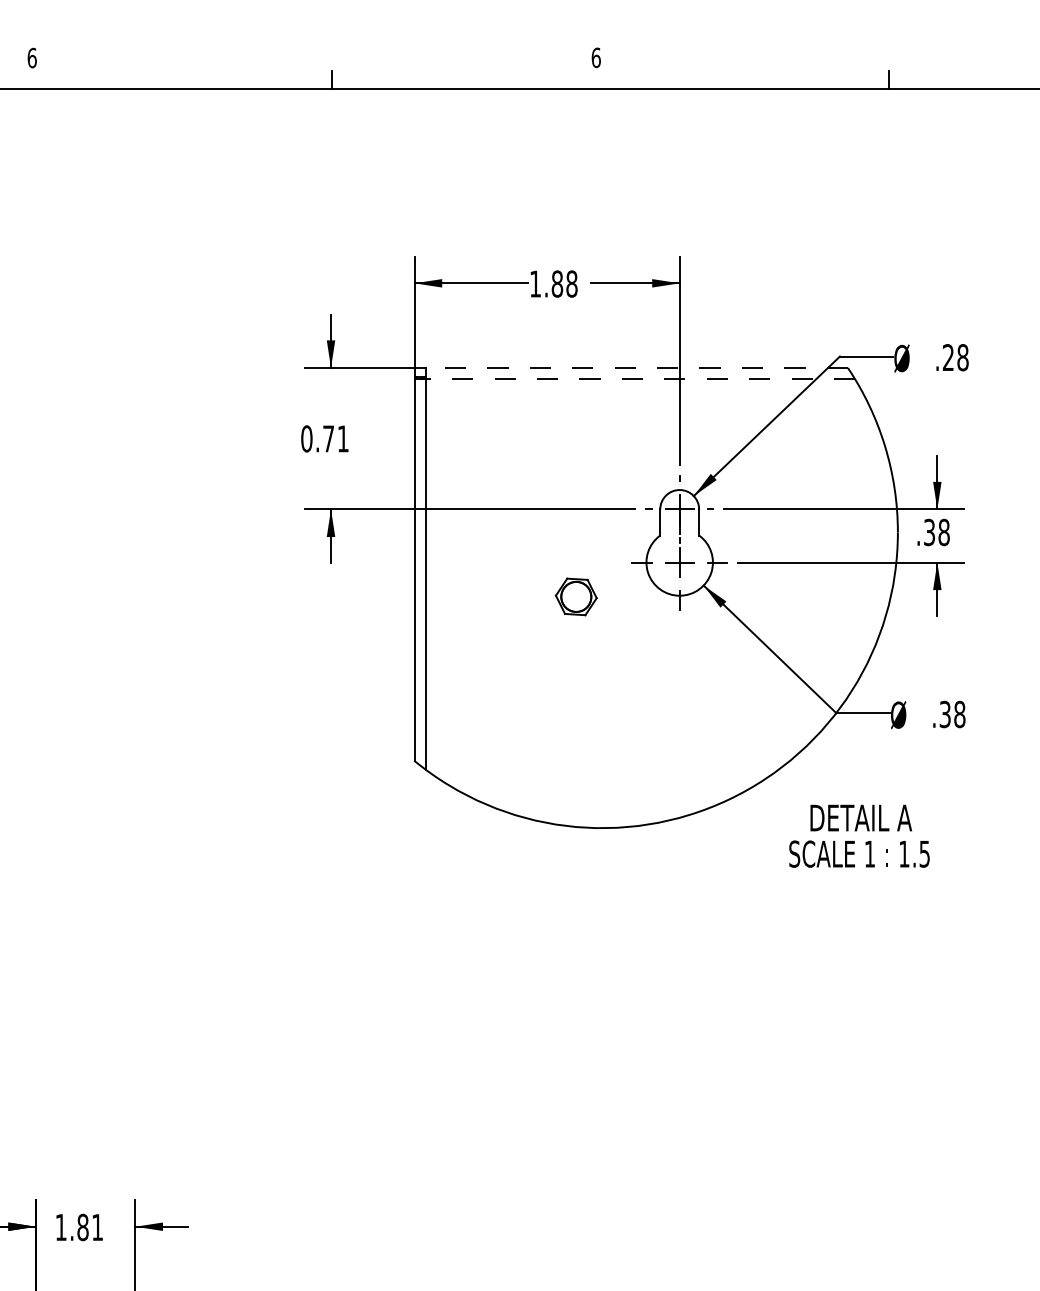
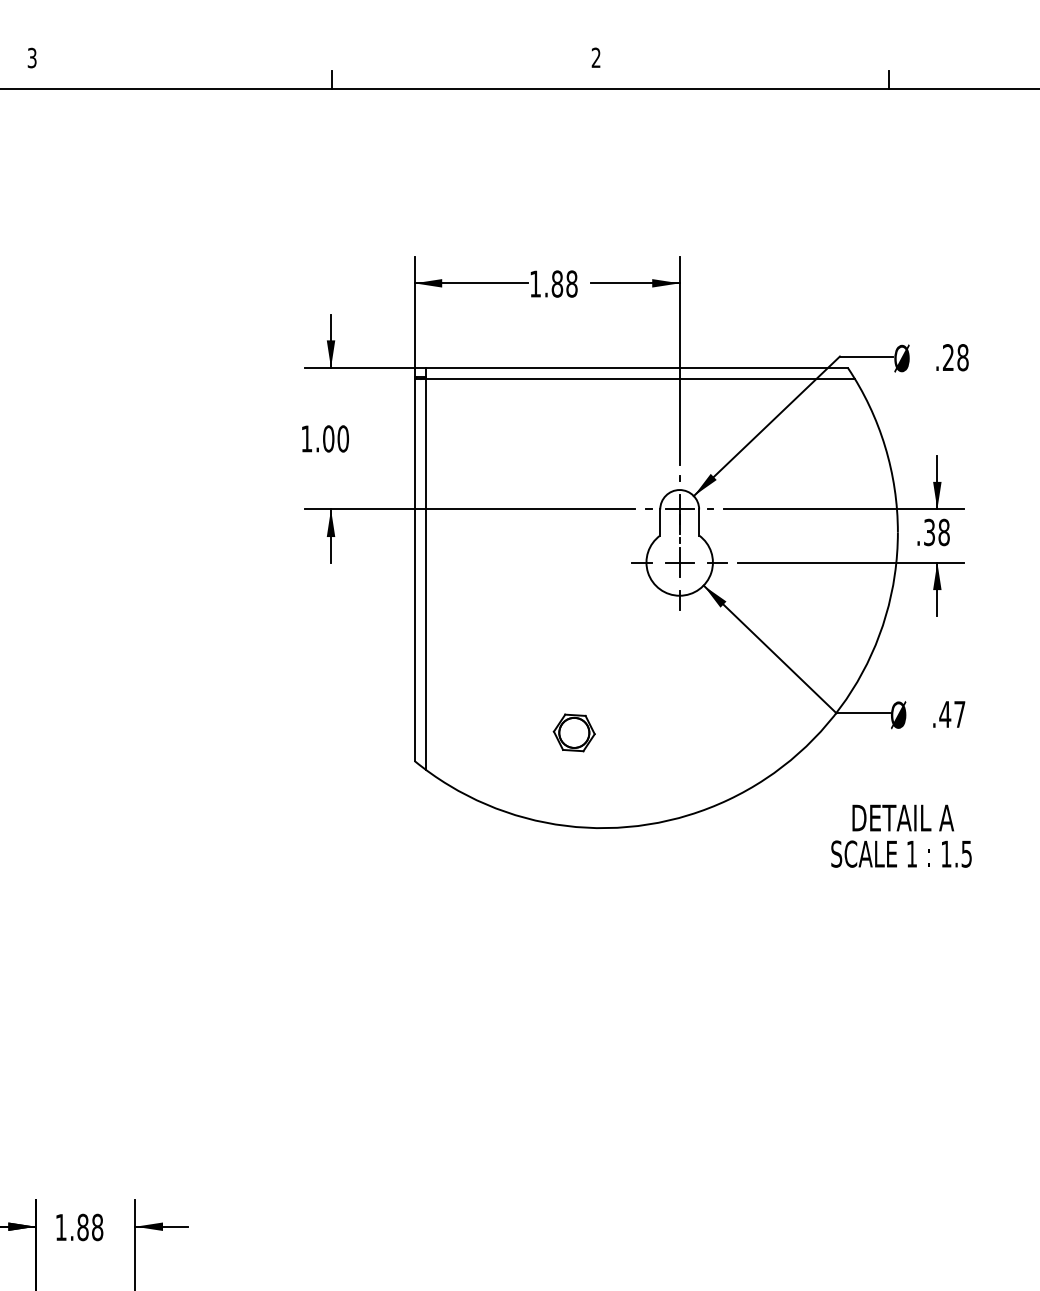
text: 6 -> 3 (31, 57)
text: 6 -> 2 (595, 57)
line: dashed -> solid (636, 368)
line: dashed -> solid (640, 379)
text: 0.71 -> 1.00 (324, 438)
part position: (575, 596) -> (573, 732) (573, 732)
text: .38 -> .47 (952, 714)
text position: (859, 835) -> (901, 835) (901, 835)
text: 1.81 -> 1.88 (97, 1227)
